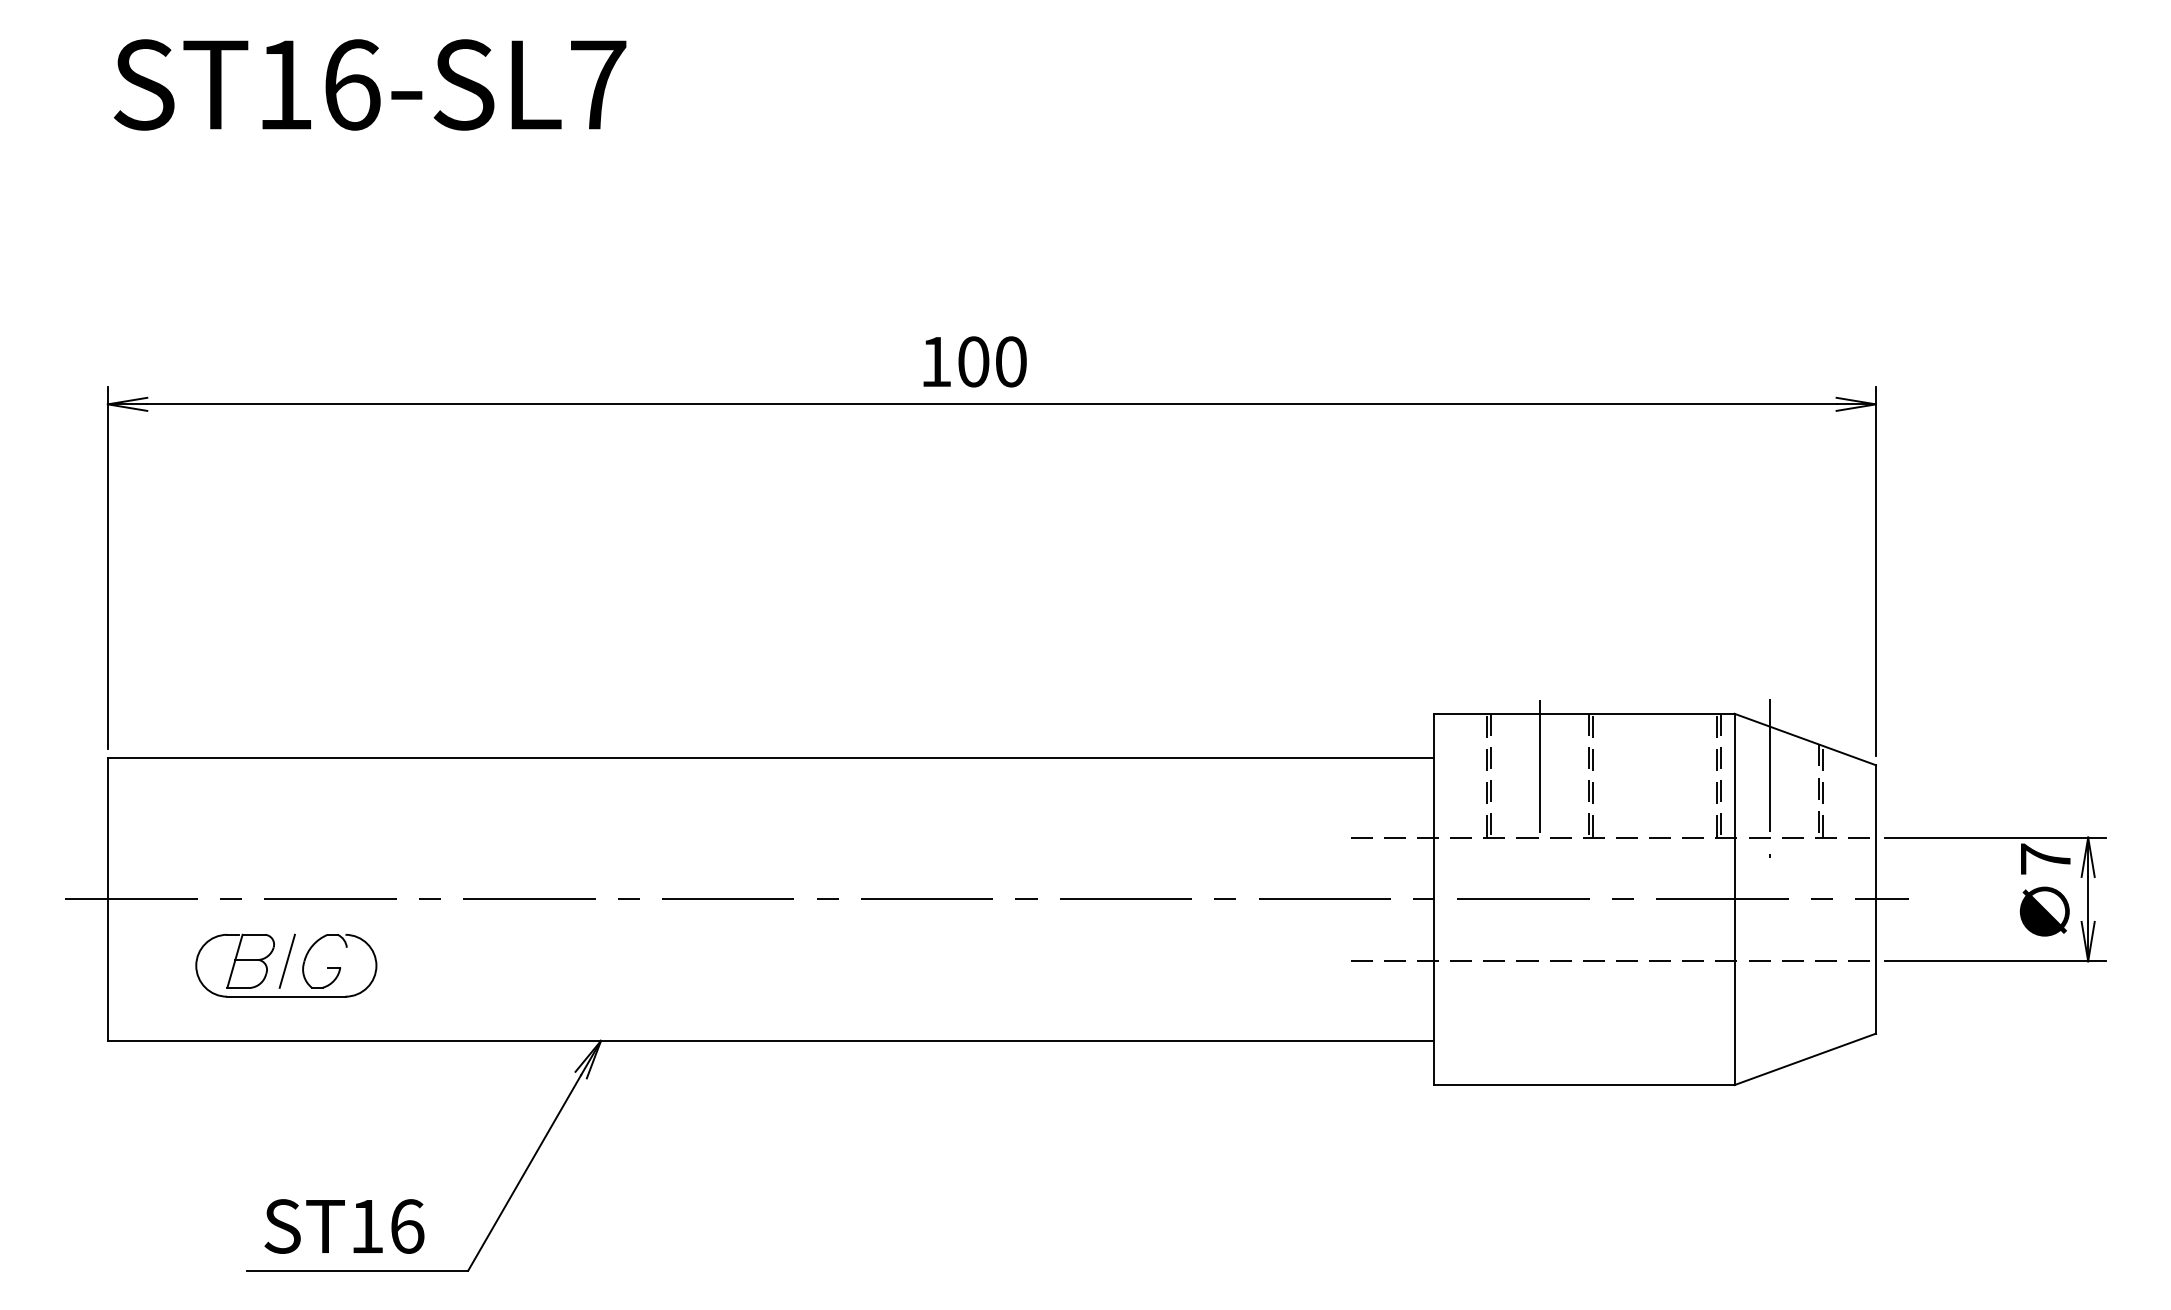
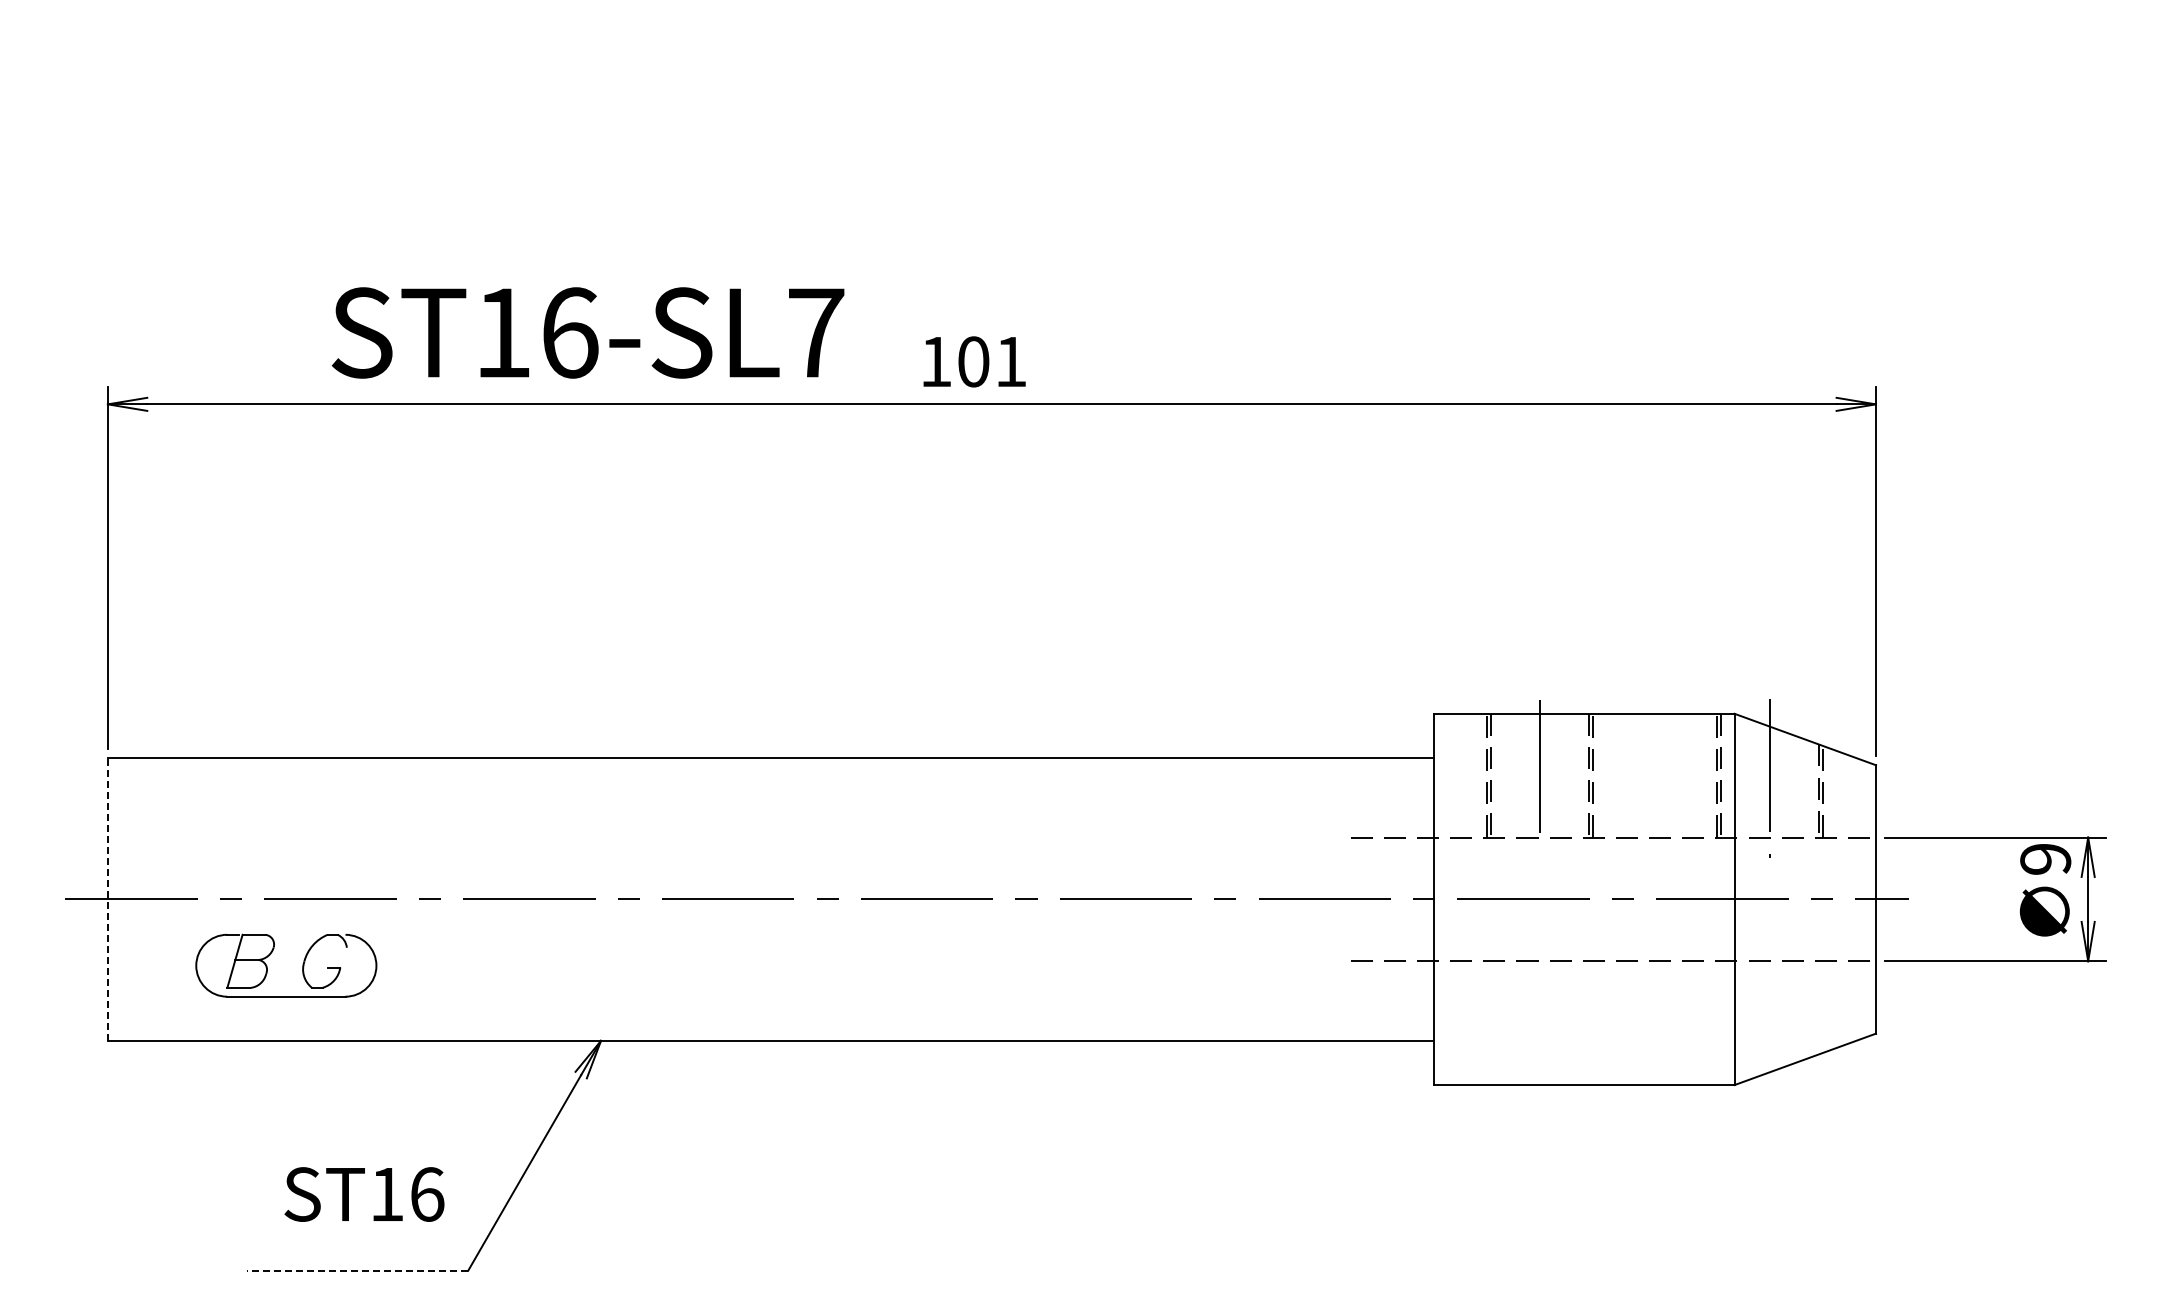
text position: (369, 84) -> (587, 332) (587, 332)
text: 100 -> 101 (1011, 361)
text: 7 -> 9 (2045, 858)
line: solid -> dashed (107, 898)
line: present -> none (286, 960)
text position: (344, 1226) -> (364, 1194) (364, 1194)
line: solid -> dashed (357, 1270)
